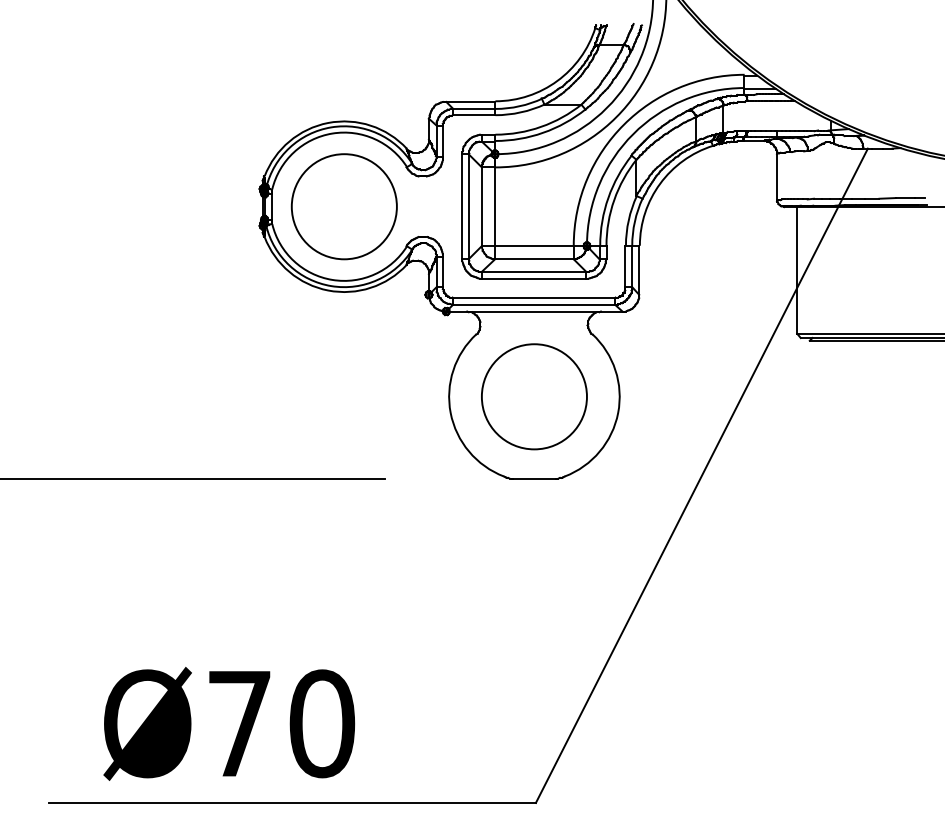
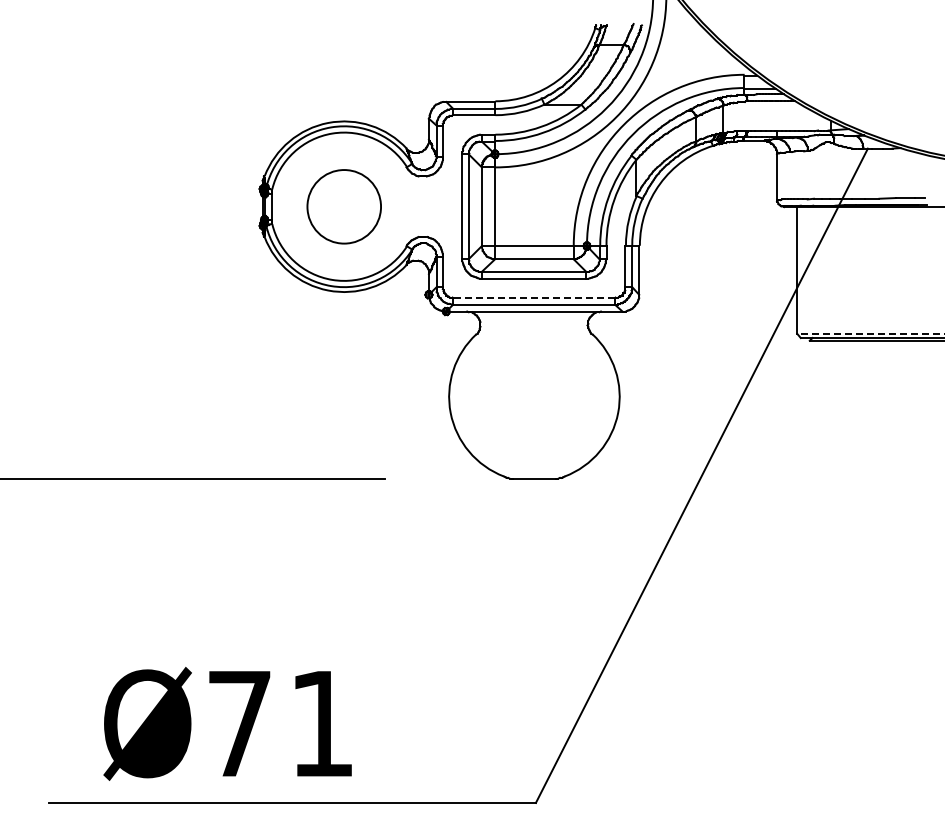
part size: 108x108 px -> 76x76 px (343, 206)
line: solid -> dashed (534, 298)
line: solid -> dashed (870, 333)
part: present -> none (534, 396)
text: Ø70 -> Ø71 (322, 723)
